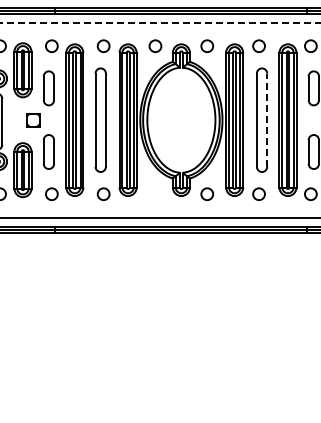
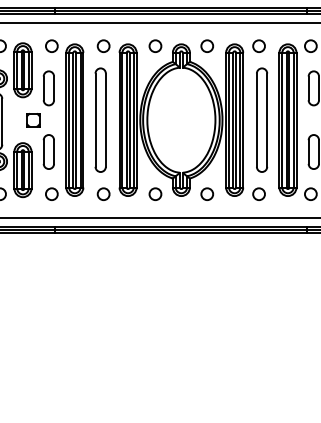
line: dashed -> solid (160, 22)
line: dashed -> solid (267, 120)
circle: none -> present (155, 193)
